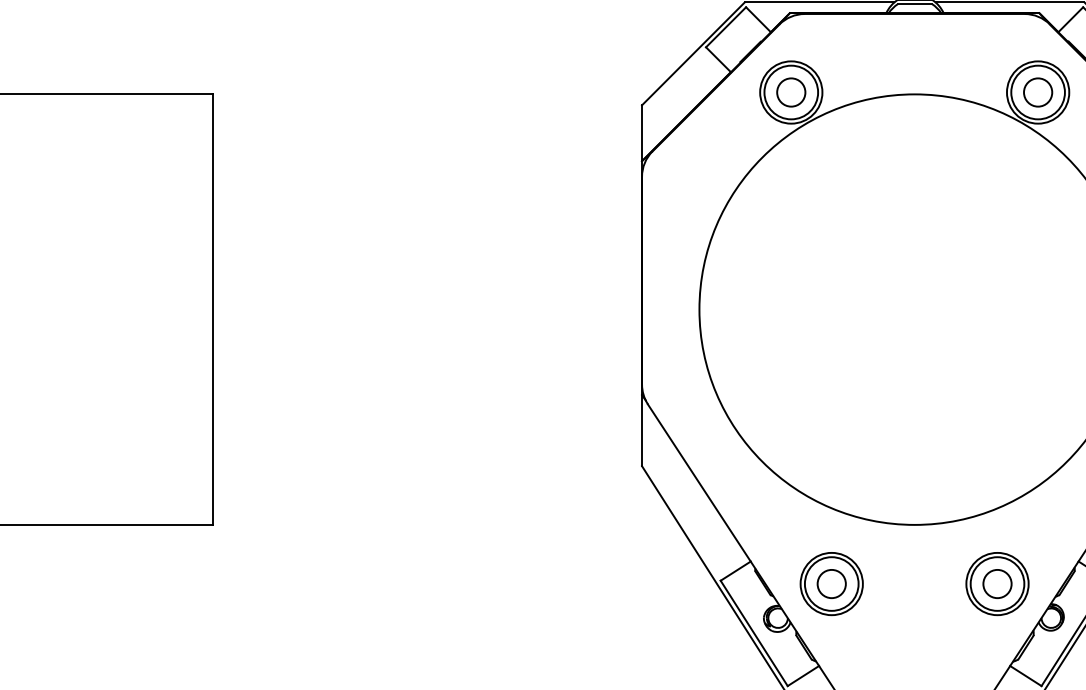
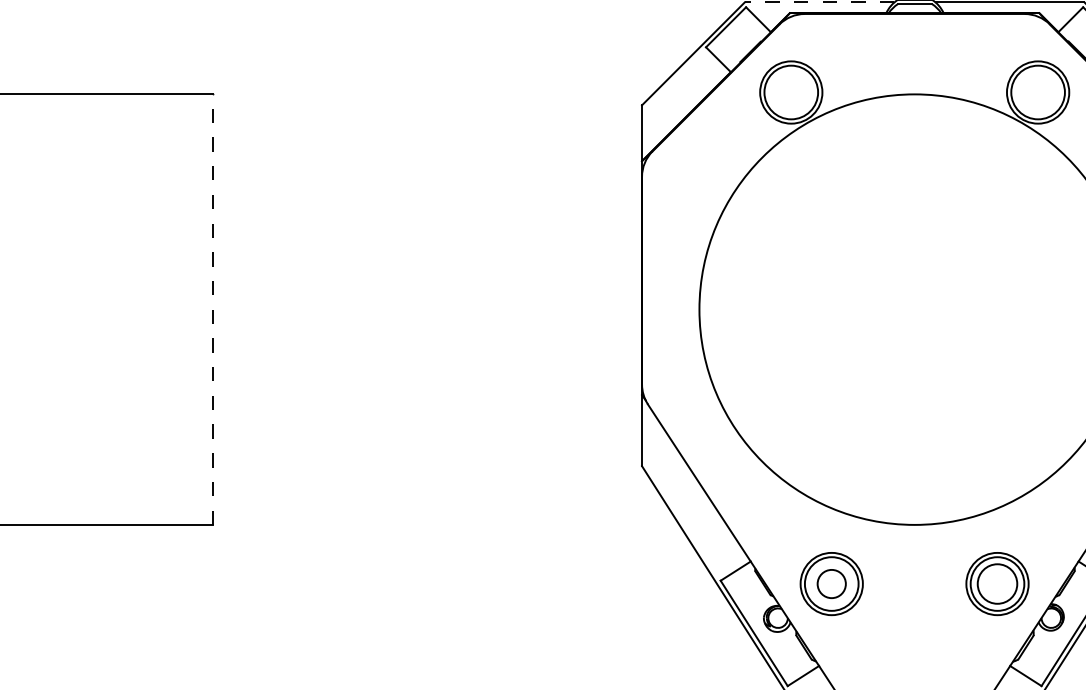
line: solid -> dashed (819, 2)
circle: present -> none (791, 92)
circle: present -> none (1038, 92)
line: solid -> dashed (212, 309)
circle diameter: 28 px -> 40 px (997, 583)
